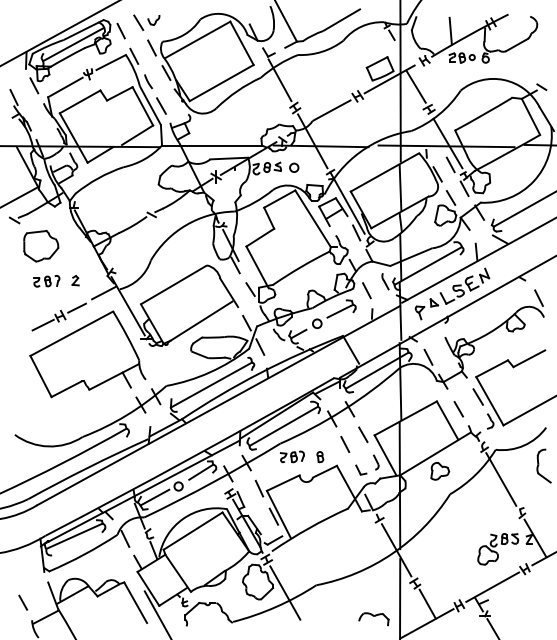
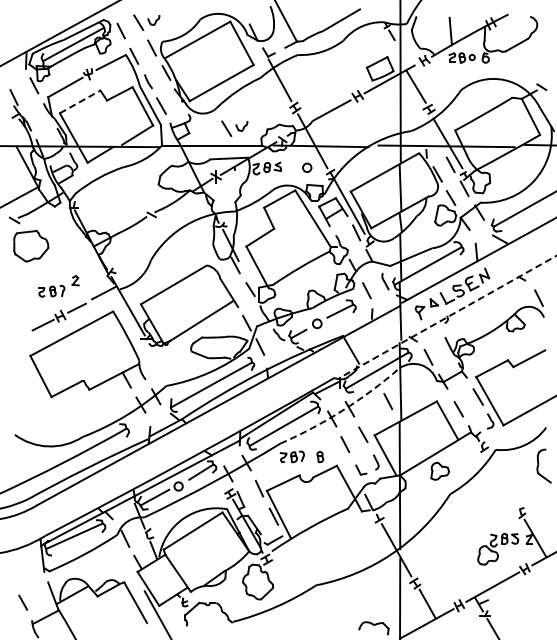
line: solid -> dashed (80, 101)
part: none -> present (234, 128)
circle position: (294, 167) -> (307, 167) (307, 167)
part position: (41, 246) -> (31, 246) (31, 246)
part position: (46, 281) -> (51, 291) (51, 291)
line: solid -> dashed (448, 316)
line: none -> present (388, 401)
arc: solid -> dashed (342, 410)
line: present -> none (501, 479)
line: present -> none (285, 592)
part position: (373, 619) -> (373, 628) (373, 628)
